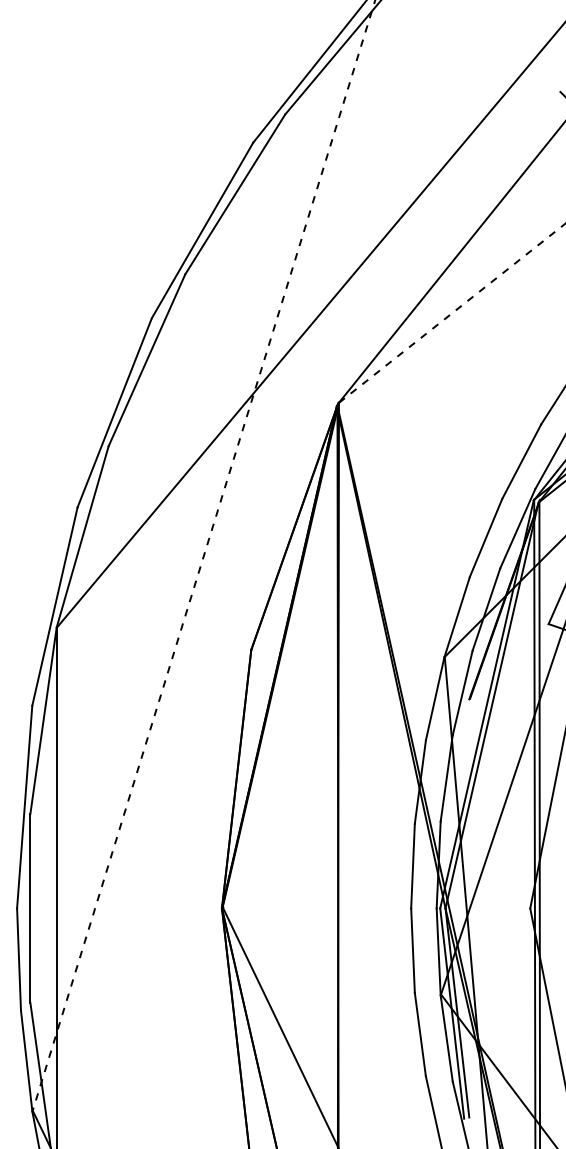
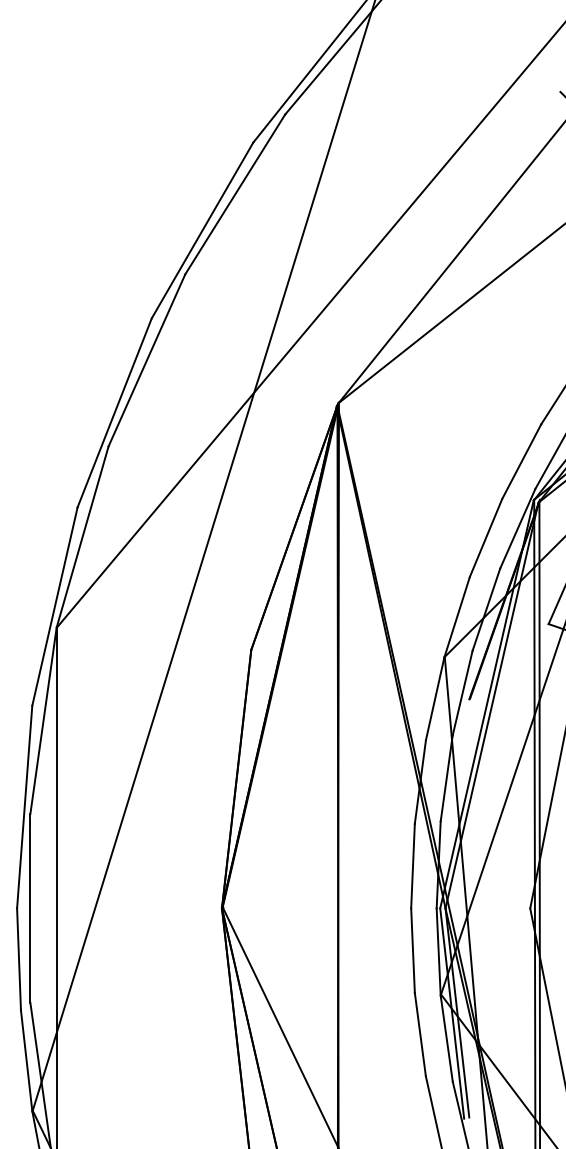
line: dashed -> solid (452, 312)
line: dashed -> solid (203, 555)
